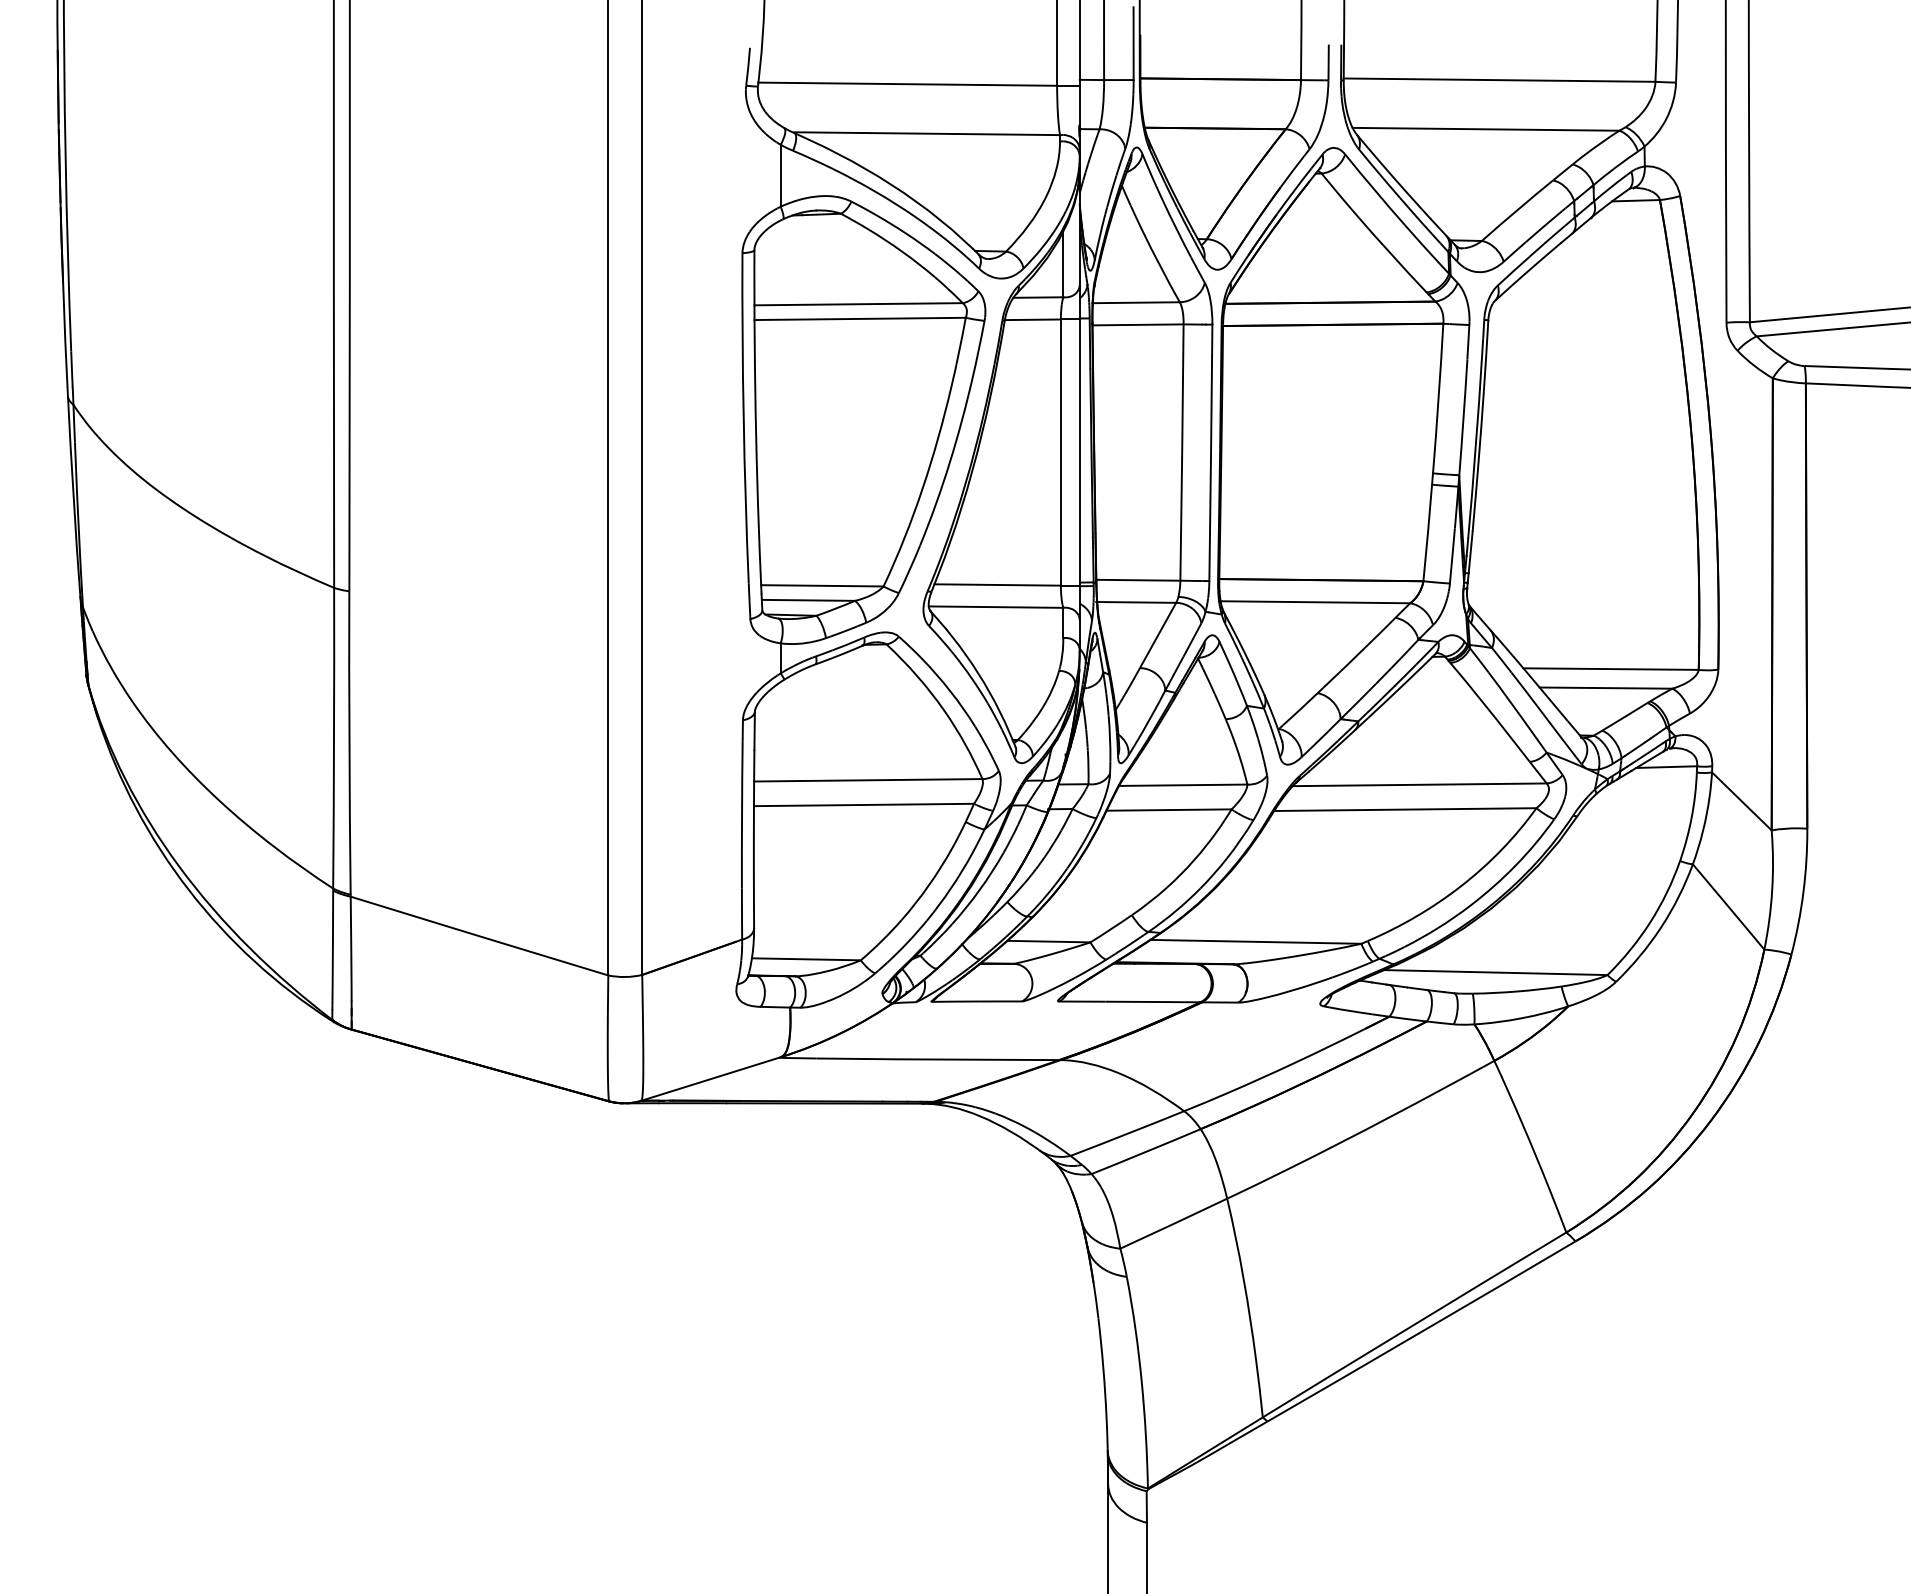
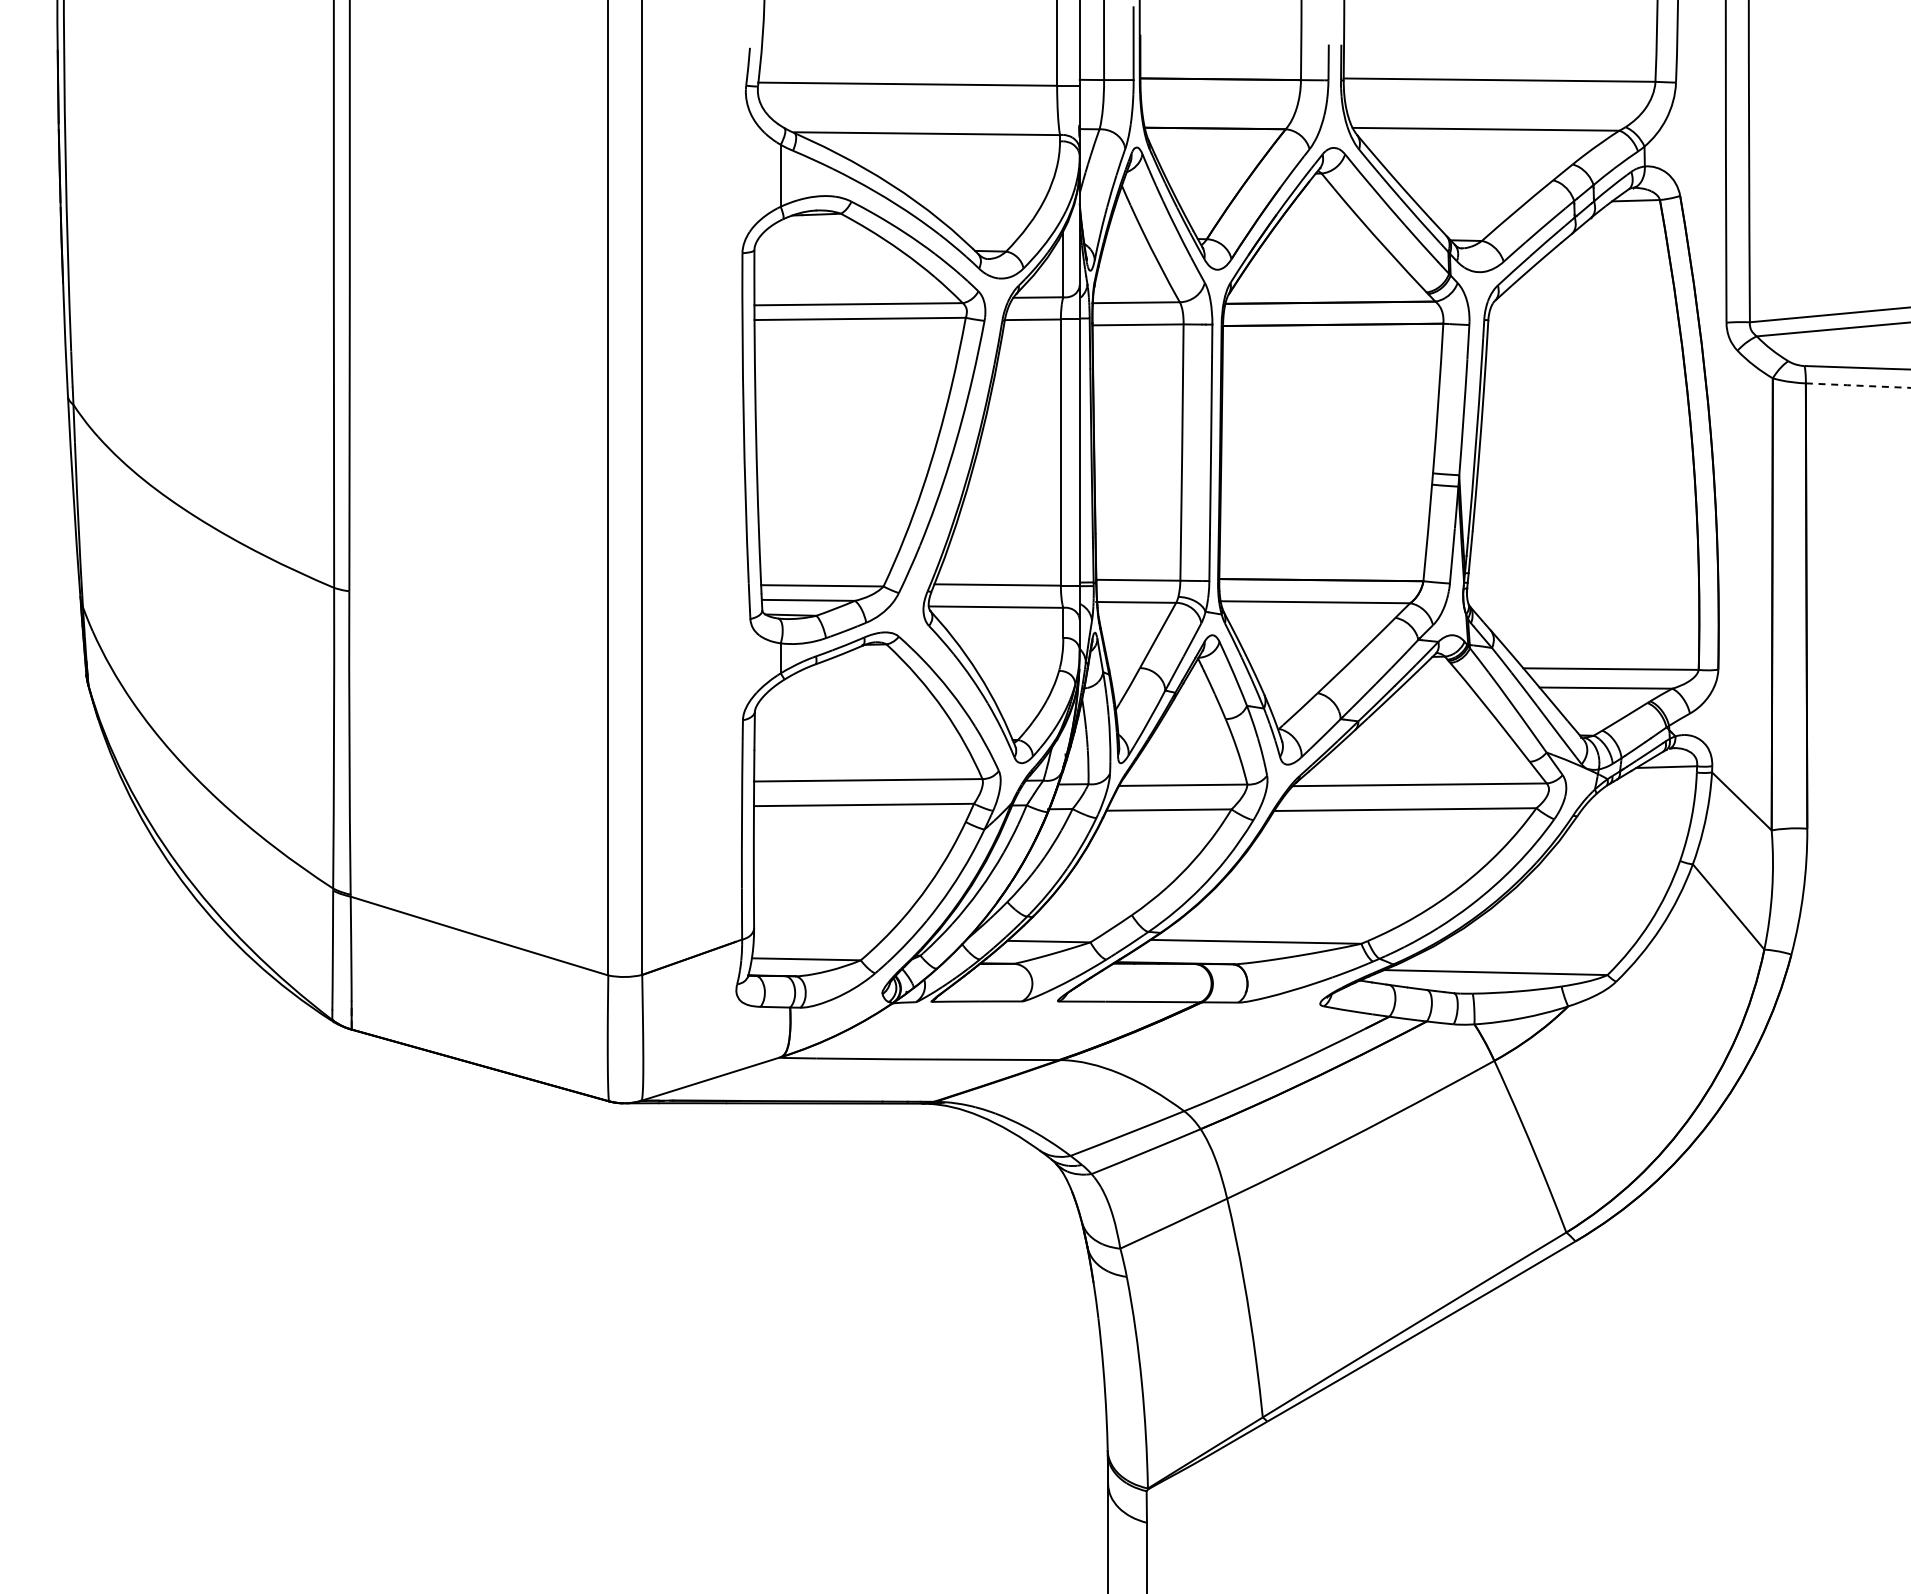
arc: solid -> dashed (1859, 385)
